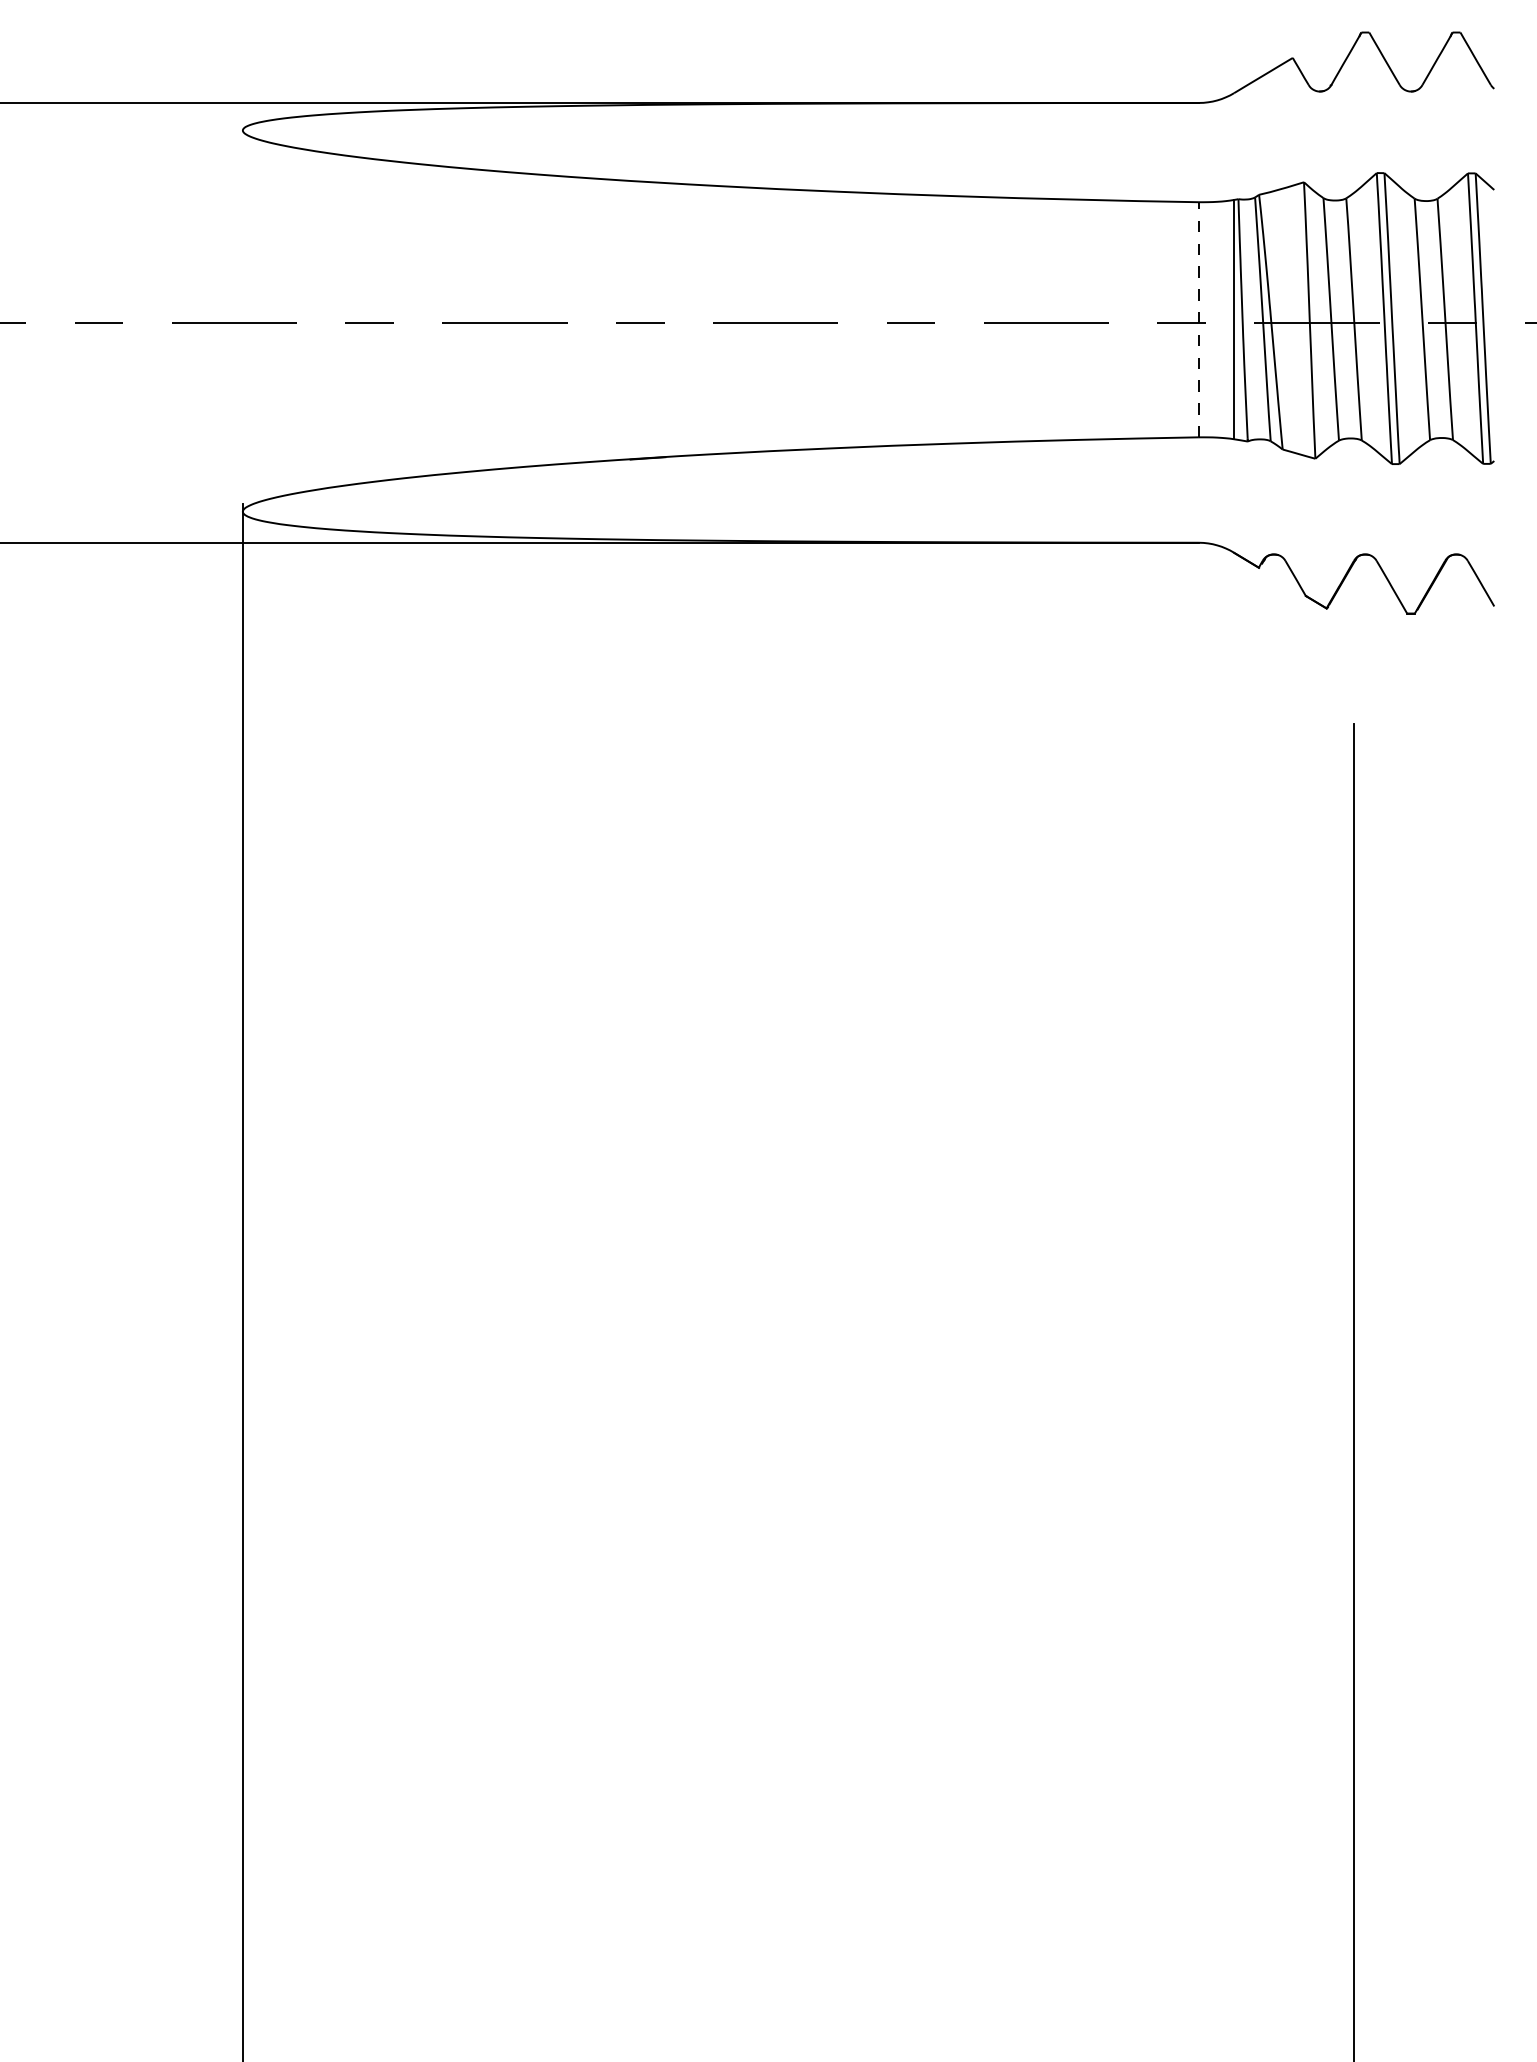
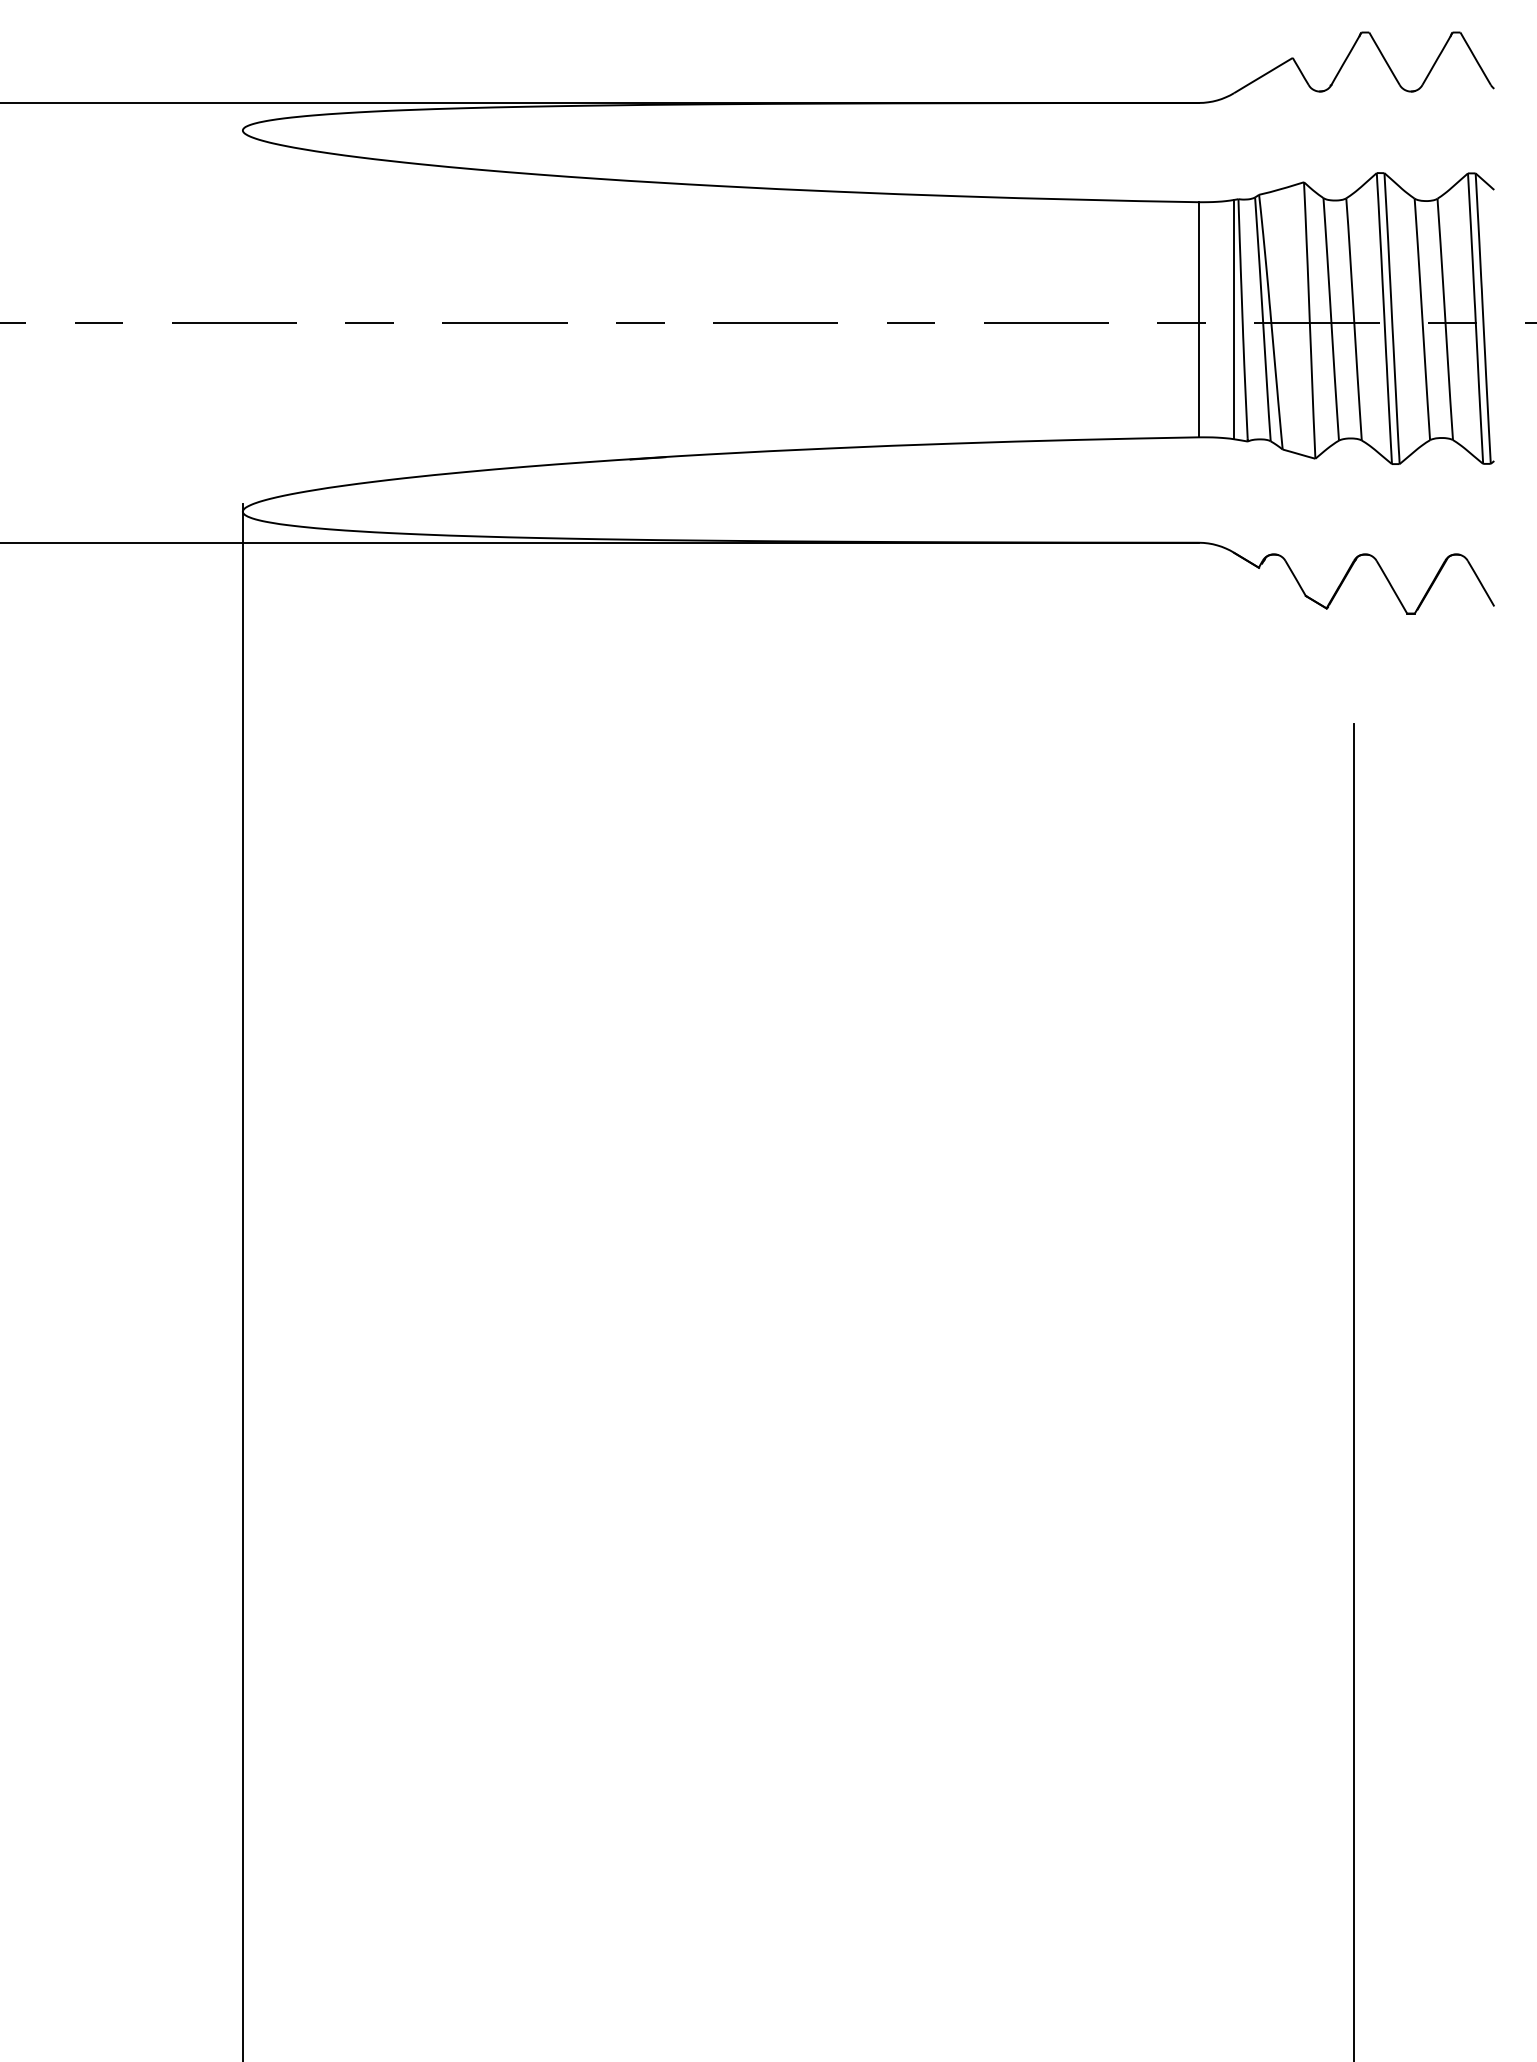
line: dashed -> solid (1198, 319)
